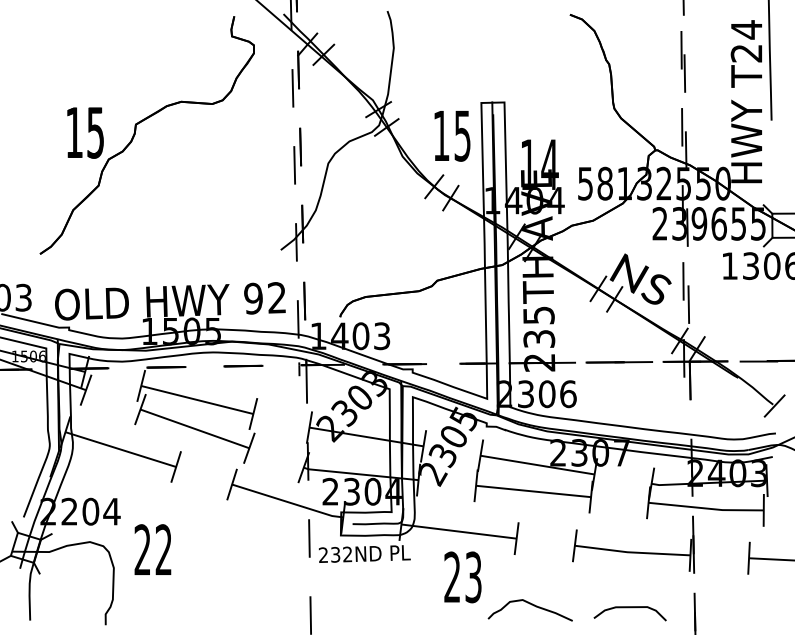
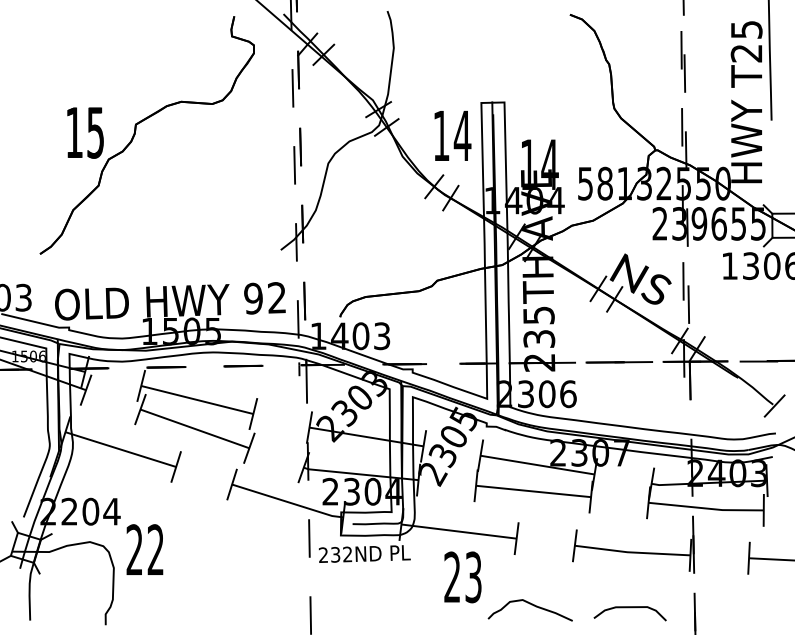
text: T24 -> T25 (746, 29)
text: 15 -> 14 (462, 135)
text position: (152, 549) -> (144, 549) (144, 549)
